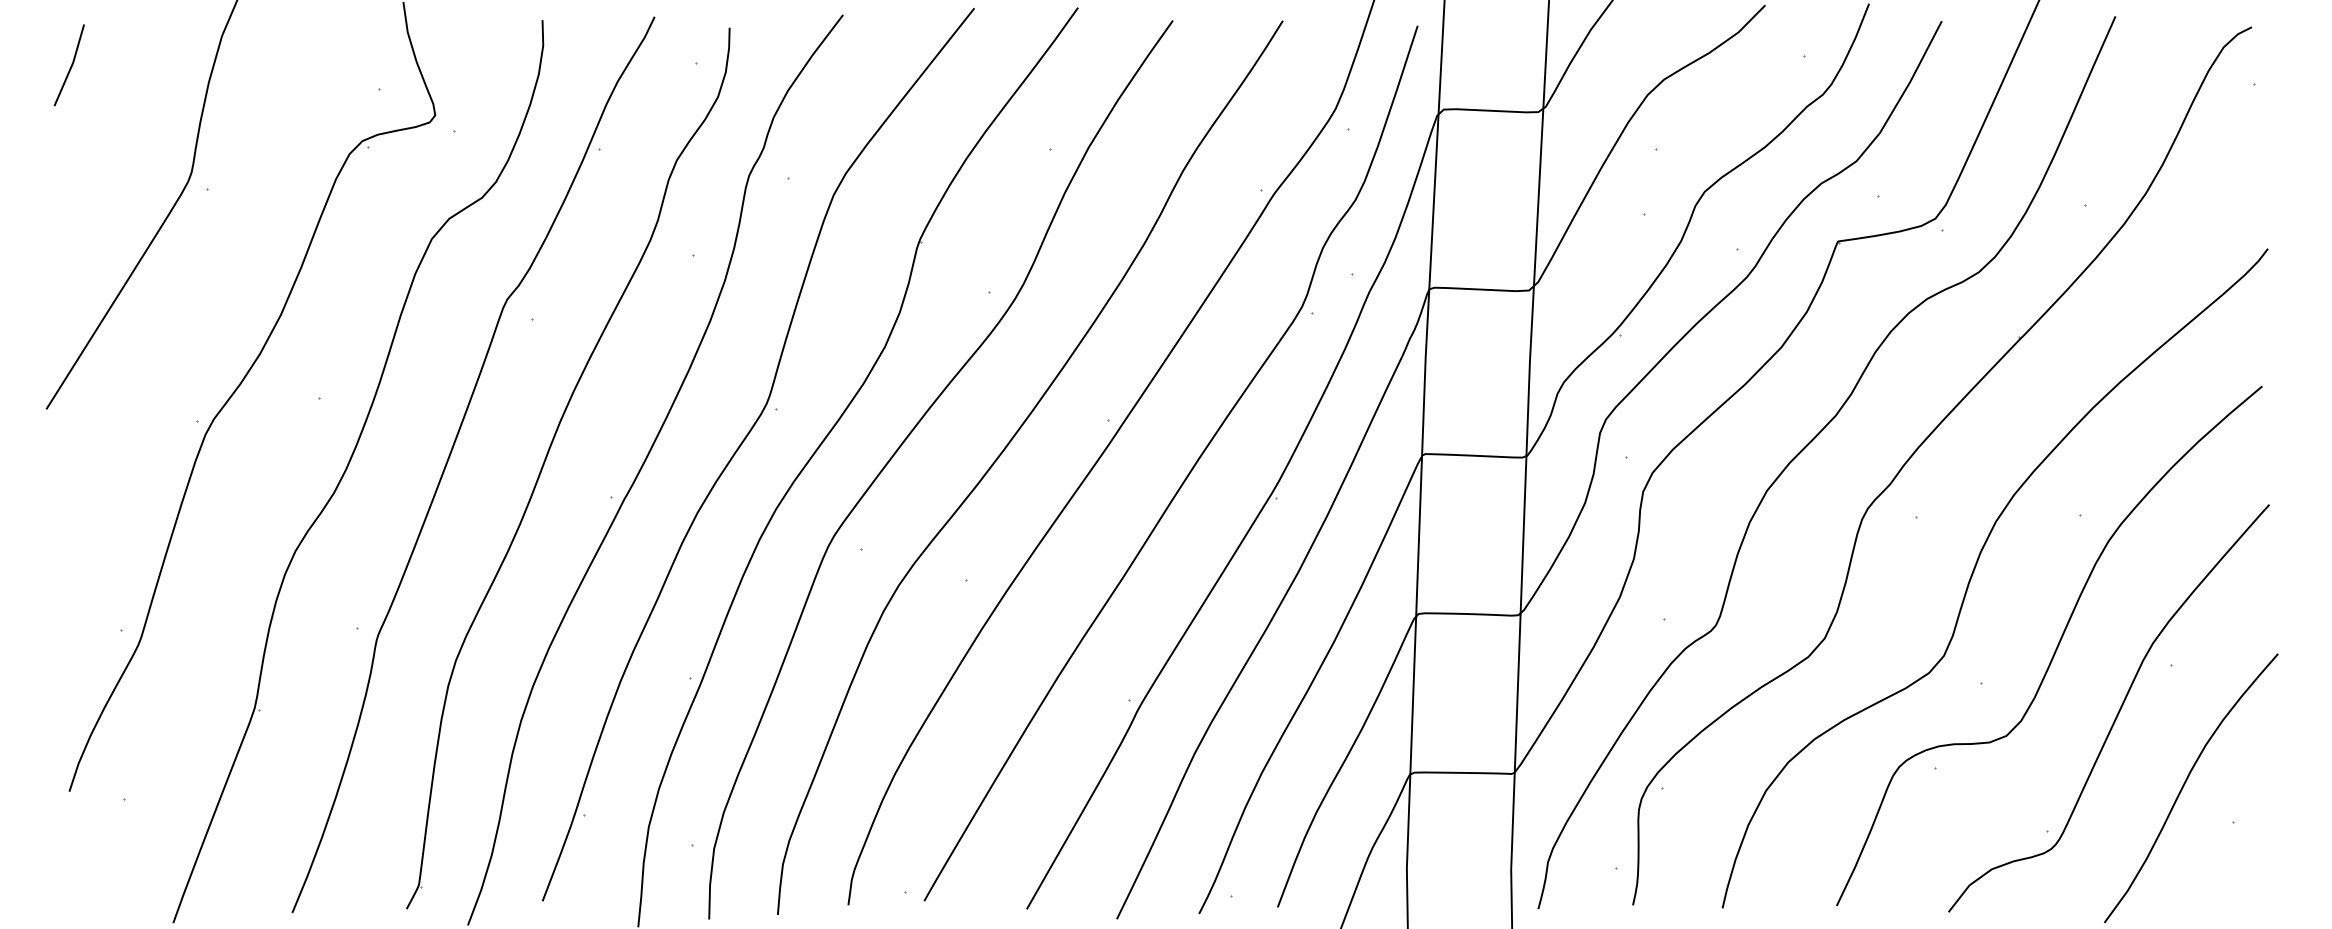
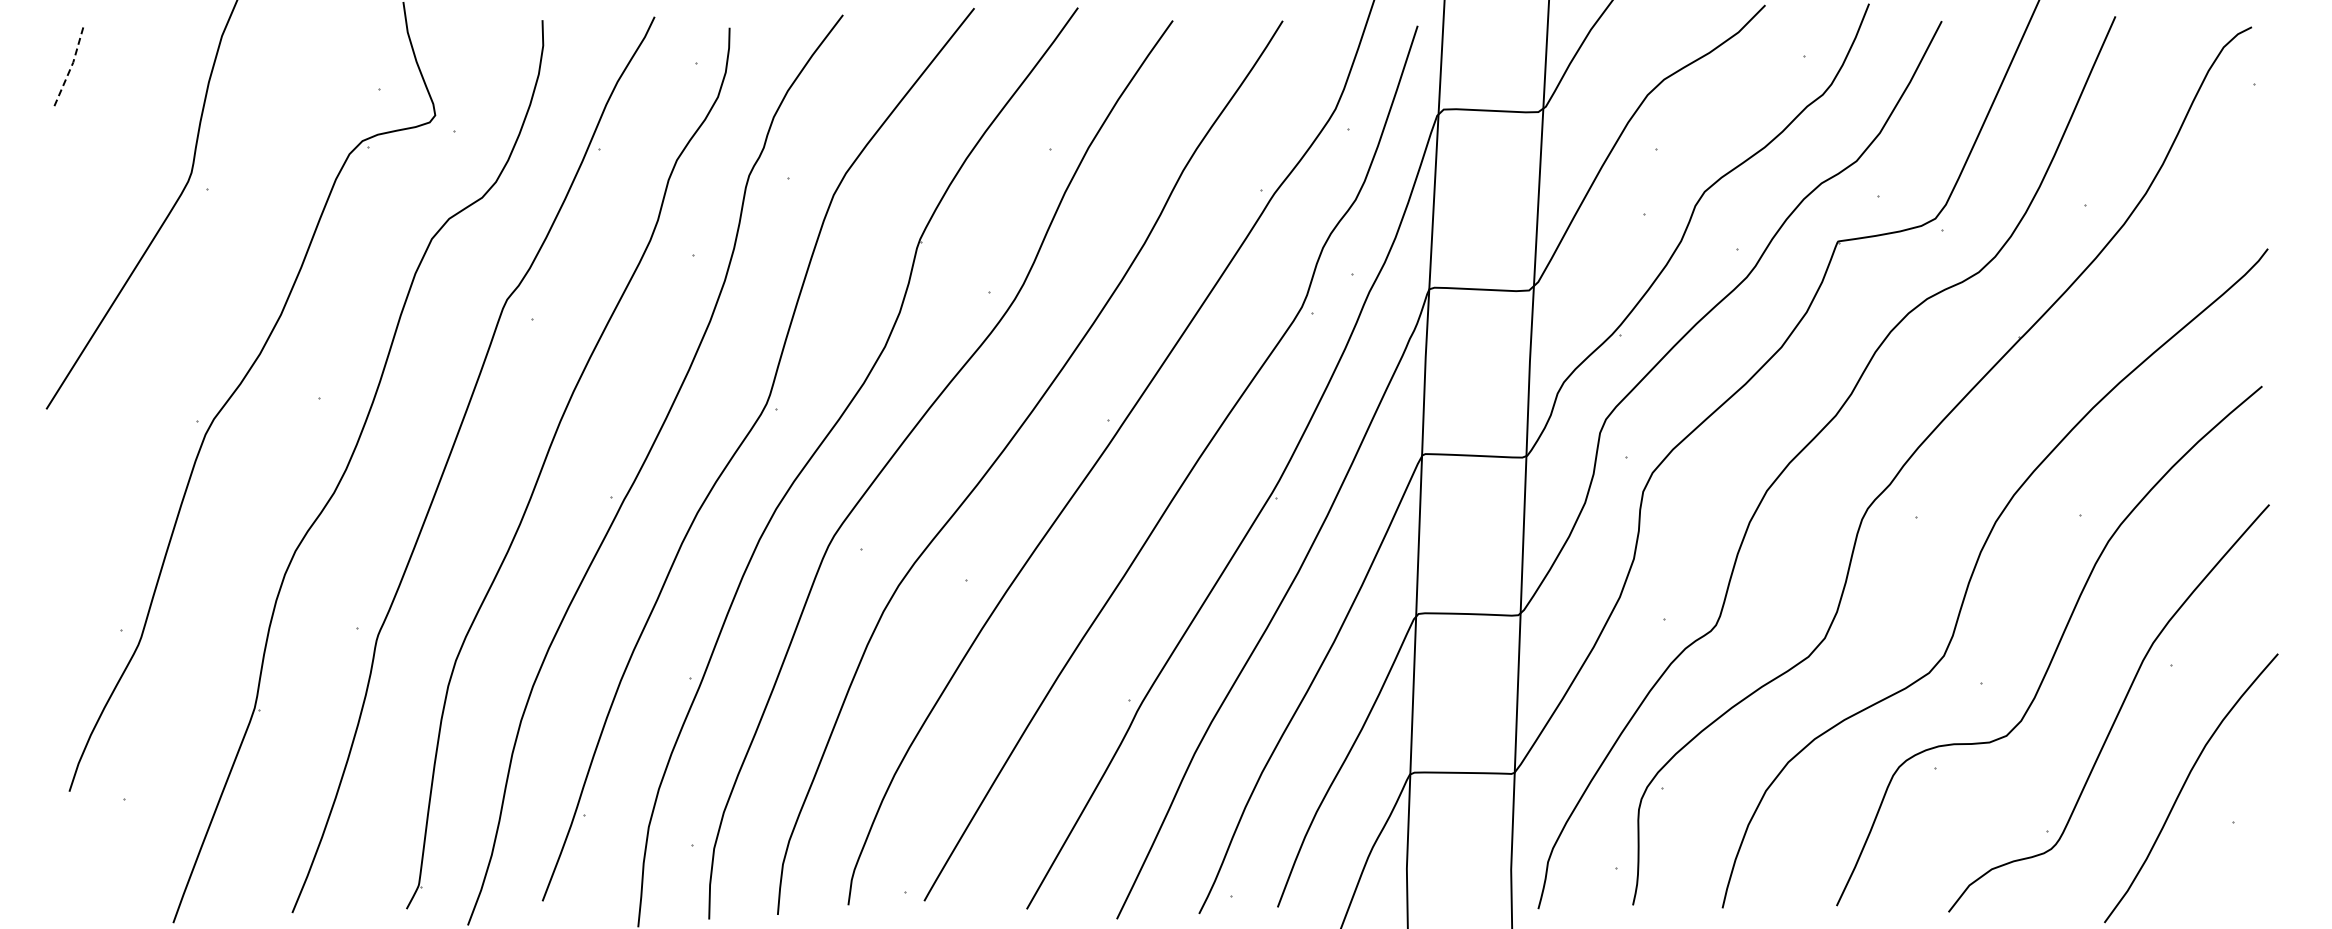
line: solid -> dashed (72, 65)
